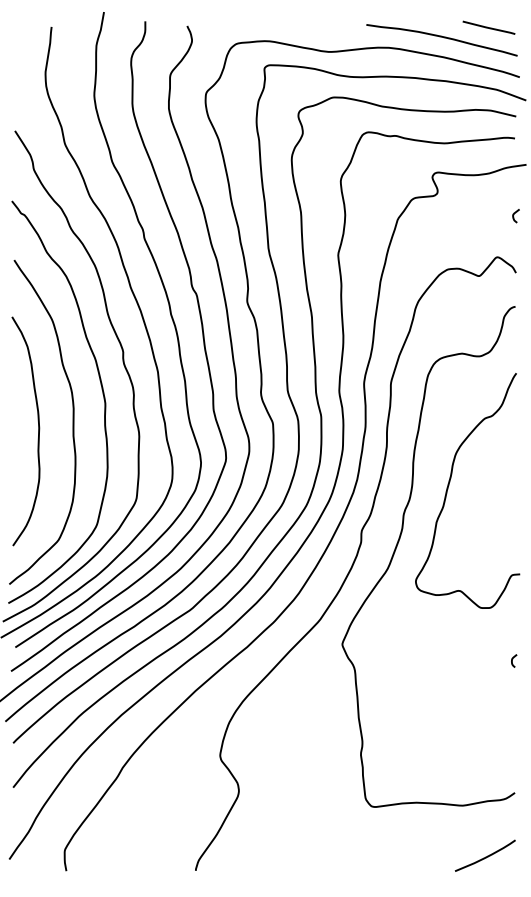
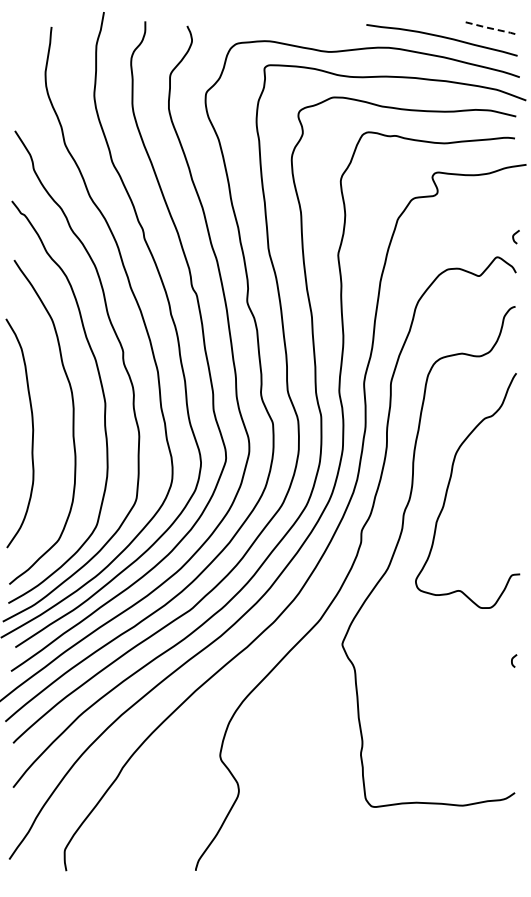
line: solid -> dashed (488, 27)
curve position: (514, 215) -> (514, 236) (514, 236)
curve position: (38, 431) -> (32, 433) (32, 433)
curve: present -> none (485, 856)
